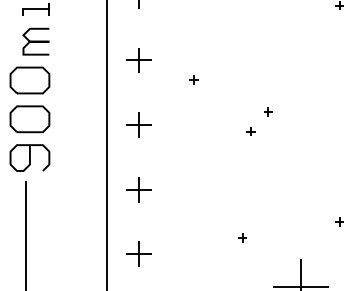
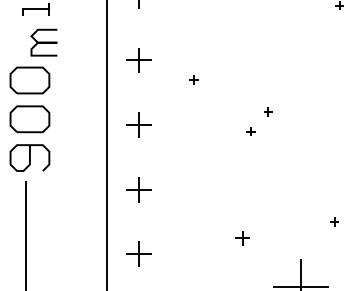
curve position: (35, 41) -> (43, 42) (43, 42)
part position: (339, 221) -> (334, 221) (334, 221)
part size: 9x10 px -> 15x15 px (242, 238)
